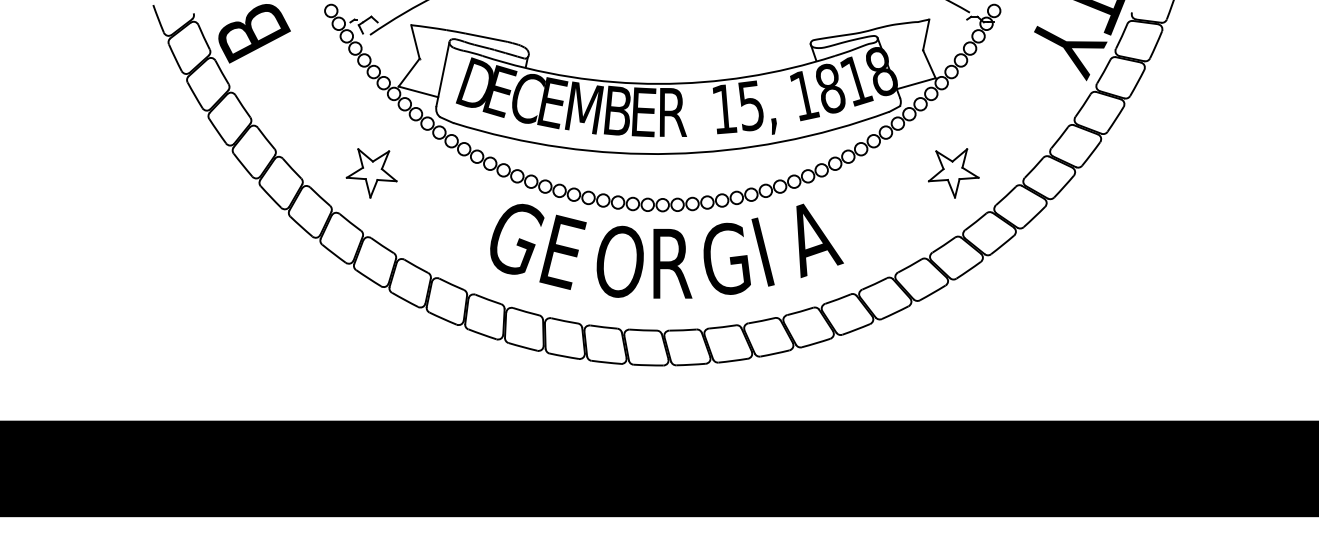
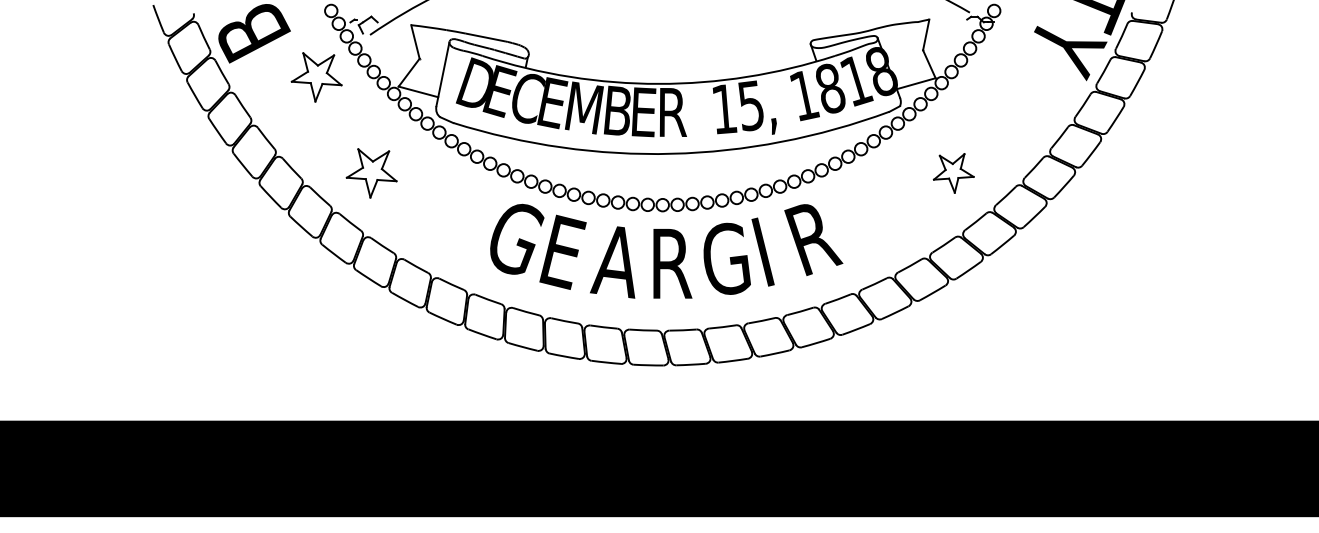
part: none -> present (316, 77)
part size: 52x51 px -> 43x41 px (953, 173)
text: A -> R (813, 240)
text: O -> A (616, 261)
